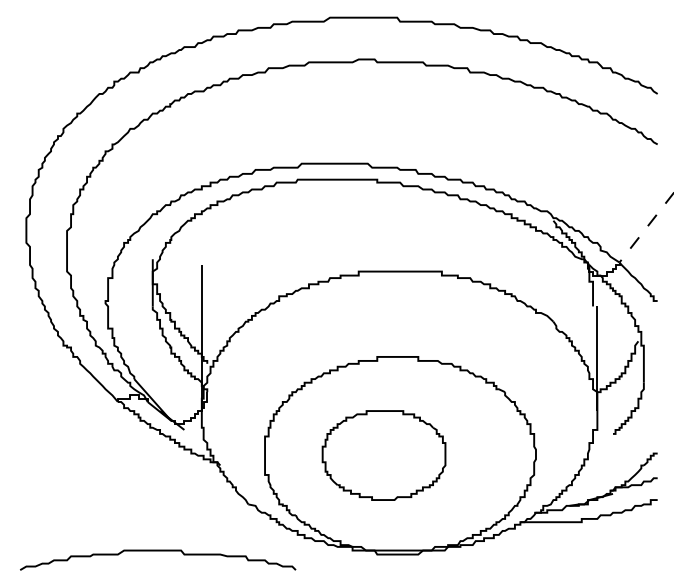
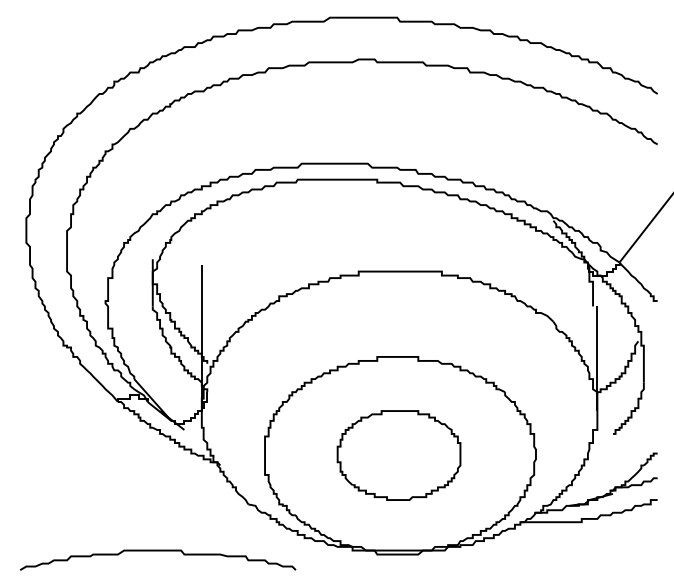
line: dashed -> solid (646, 227)
part position: (383, 455) -> (398, 455) (398, 455)
